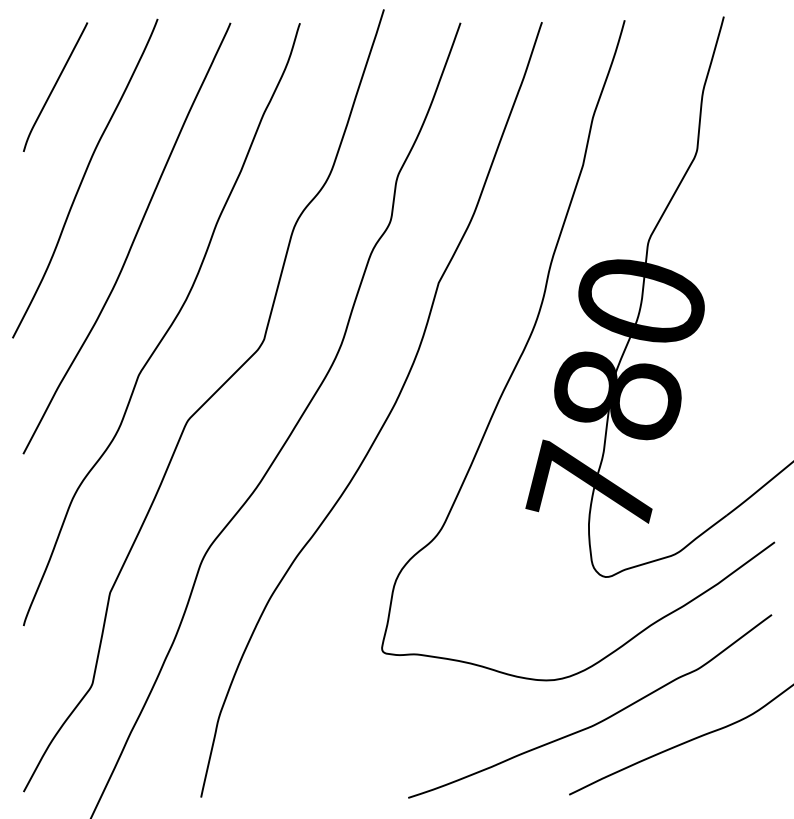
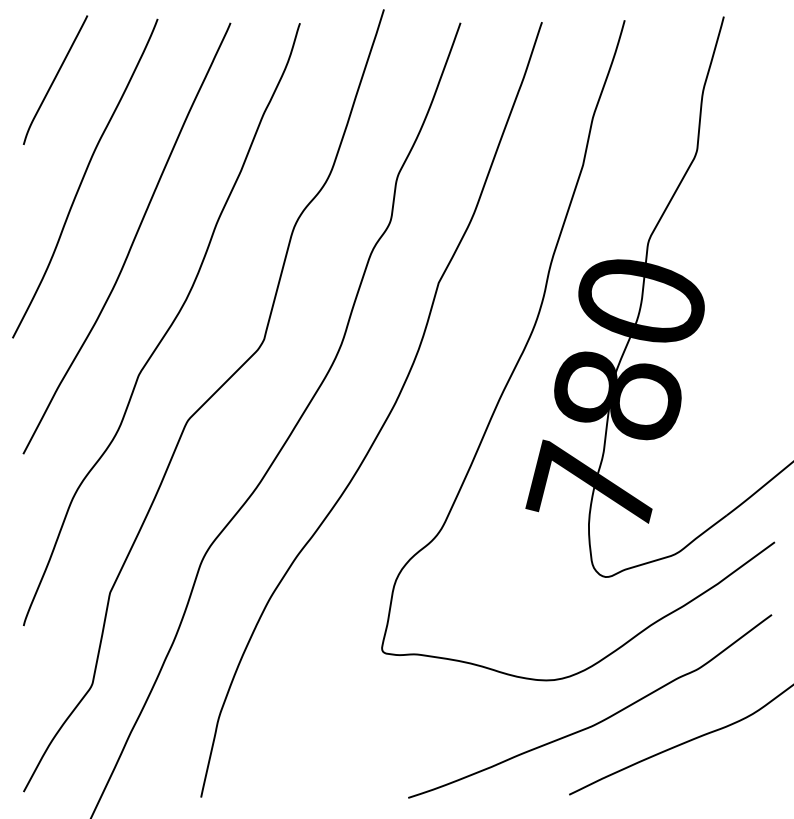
curve position: (55, 86) -> (55, 79) (55, 79)
